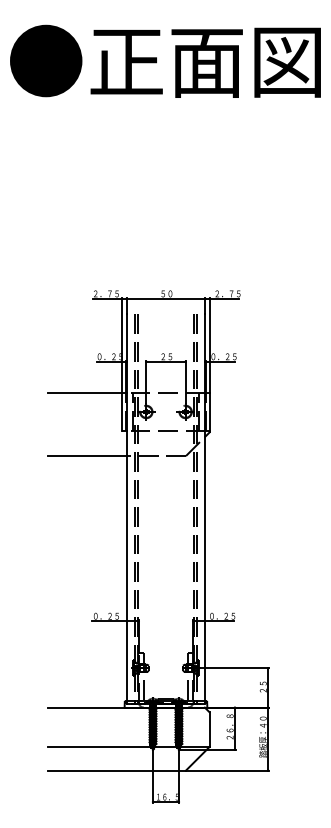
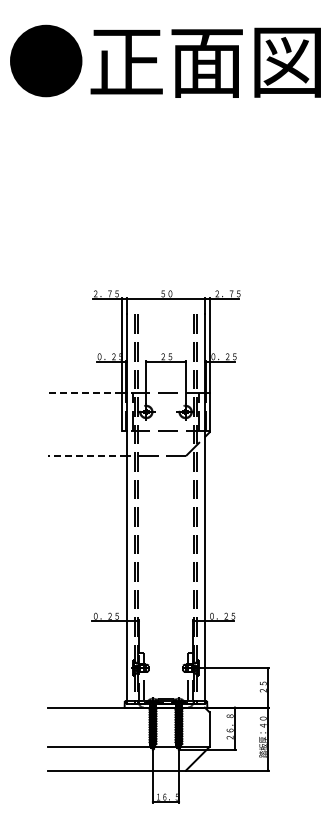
line: solid -> dashed (84, 393)
line: solid -> dashed (86, 456)
